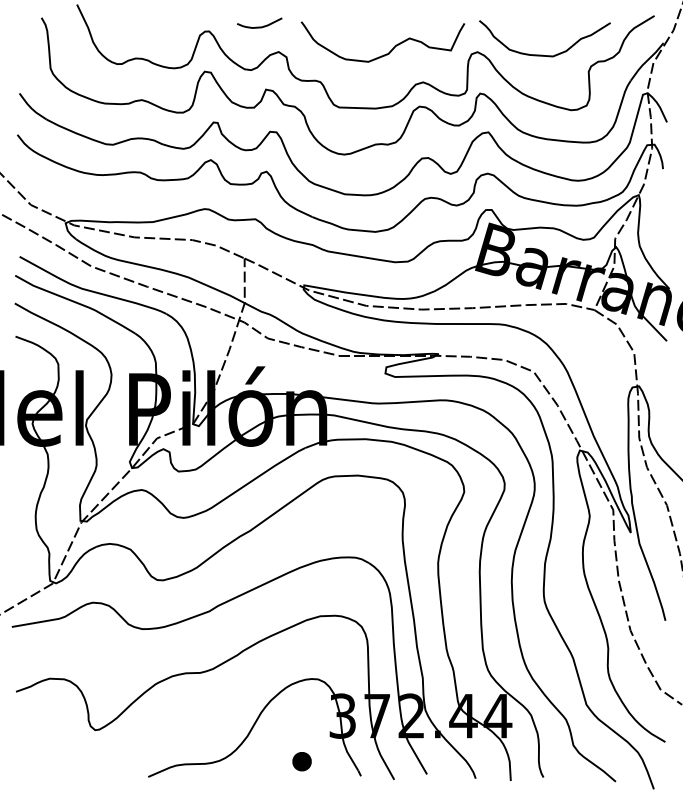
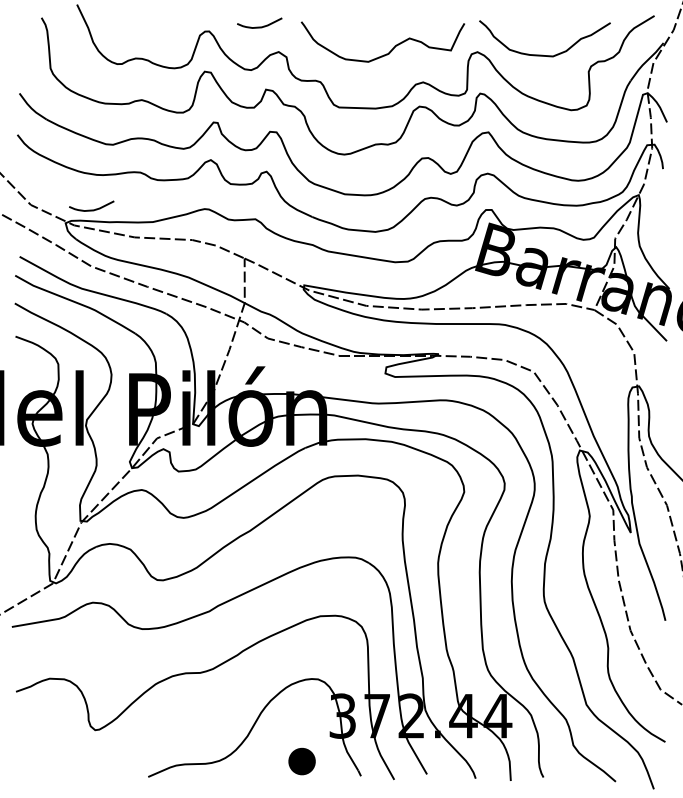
curve: none -> present (91, 209)
part size: 20x20 px -> 28x29 px (301, 761)
